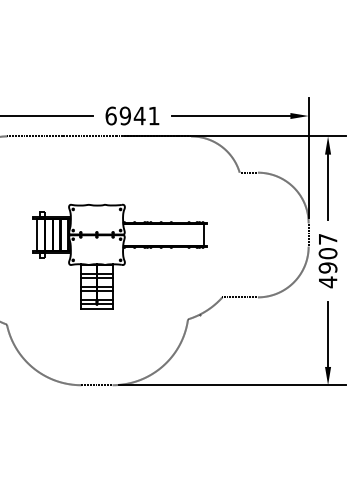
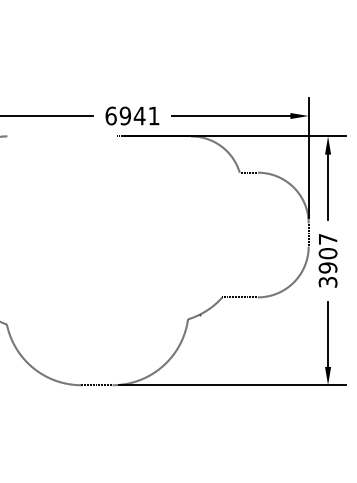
line: present -> none (62, 136)
part: present -> none (119, 256)
text: 4907 -> 3907 (327, 282)
